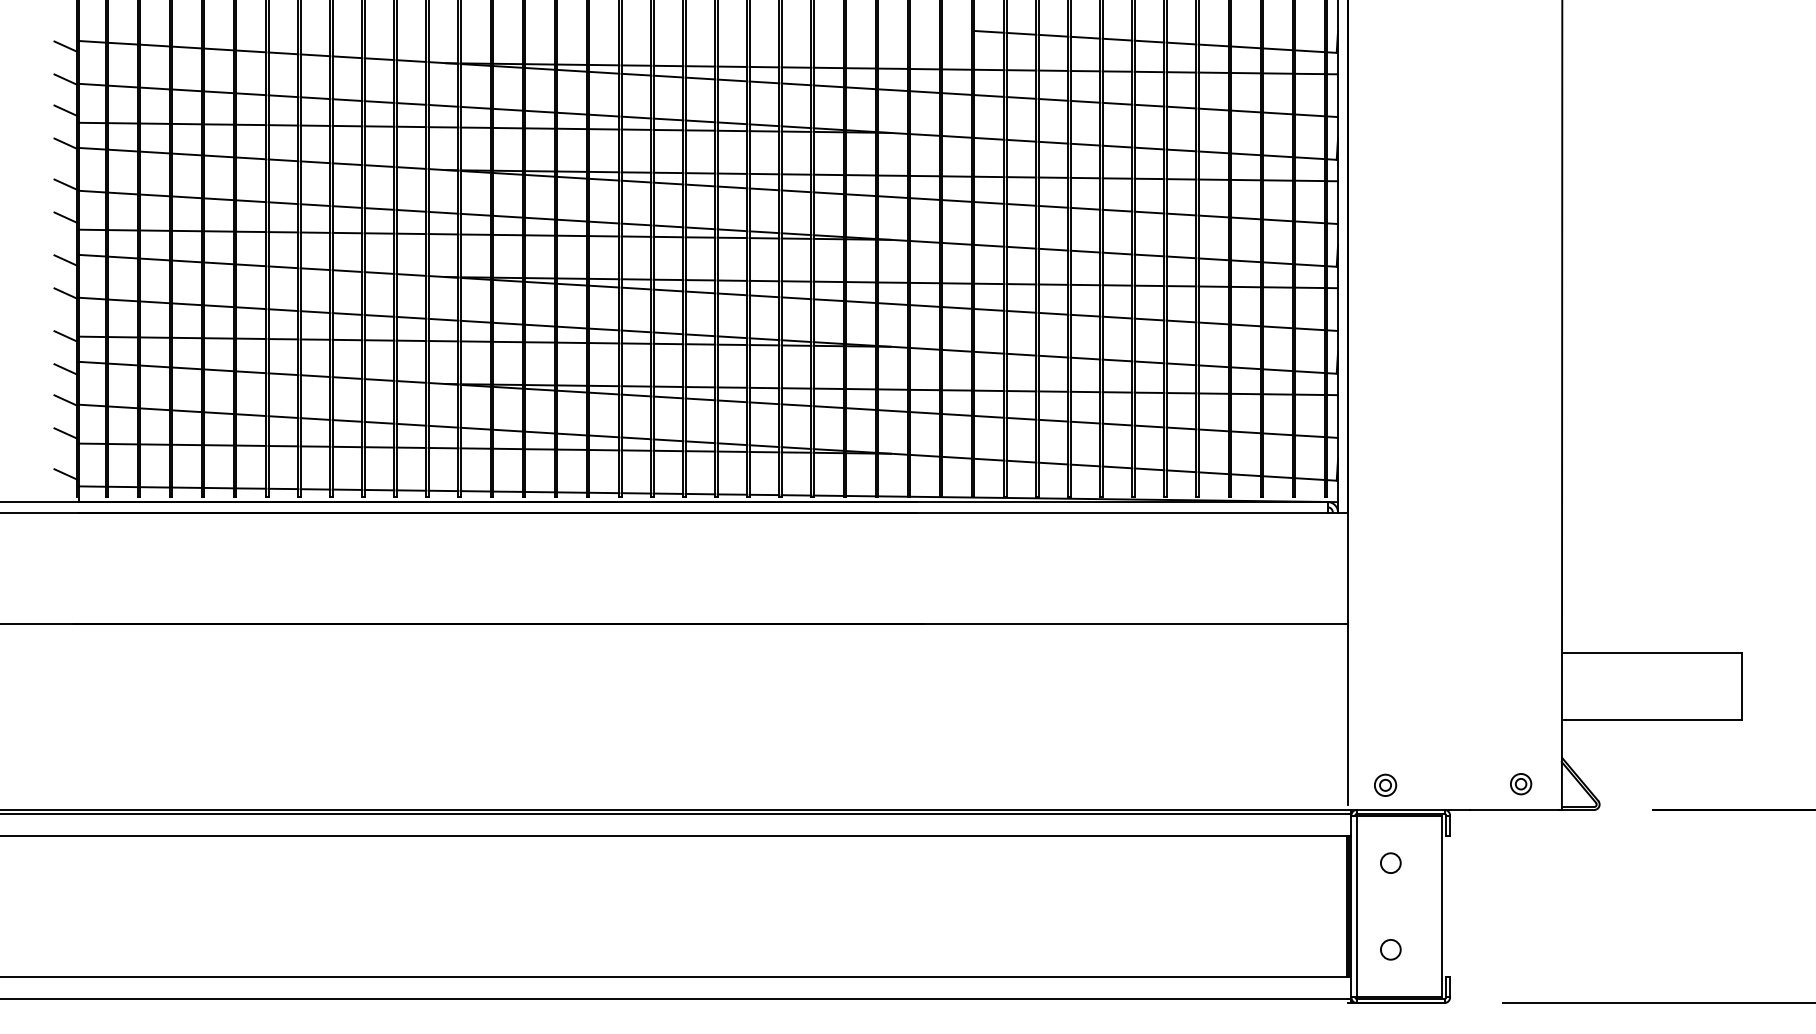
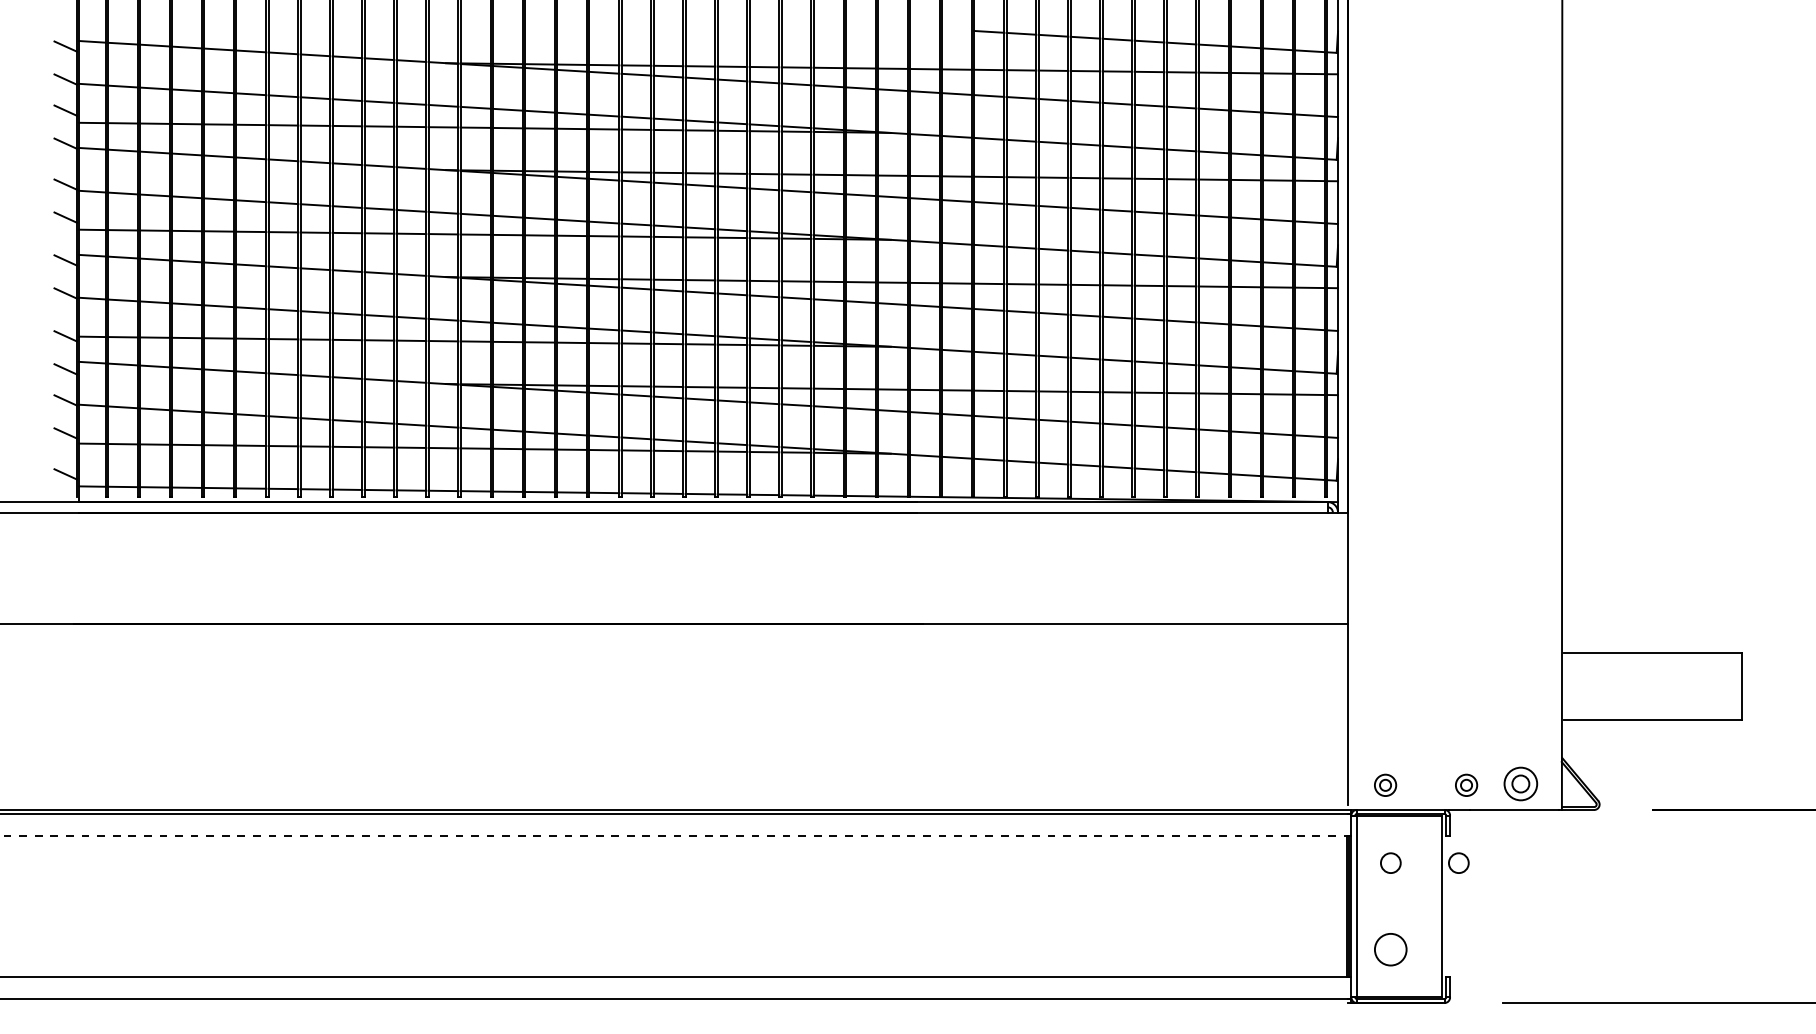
part: none -> present (1466, 784)
part size: 23x23 px -> 36x36 px (1520, 783)
line: solid -> dashed (675, 836)
circle: none -> present (1458, 862)
circle size: 22x22 px -> 34x34 px (1390, 949)
